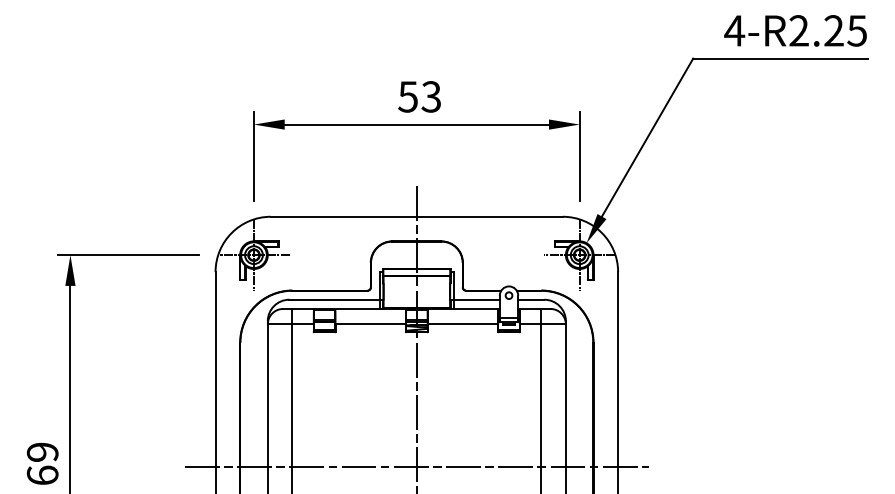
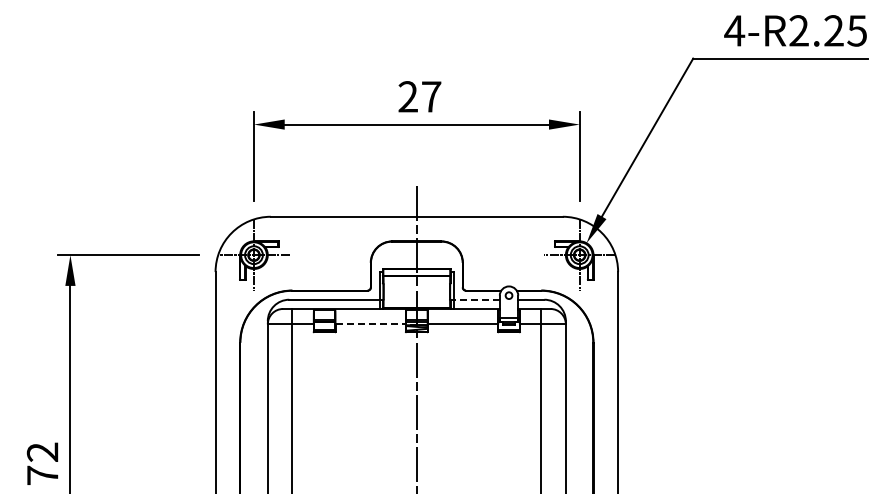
text: 53 -> 27 (419, 96)
line: solid -> dashed (476, 299)
line: solid -> dashed (371, 324)
text: 69 -> 72 (42, 463)
line: present -> none (416, 467)
